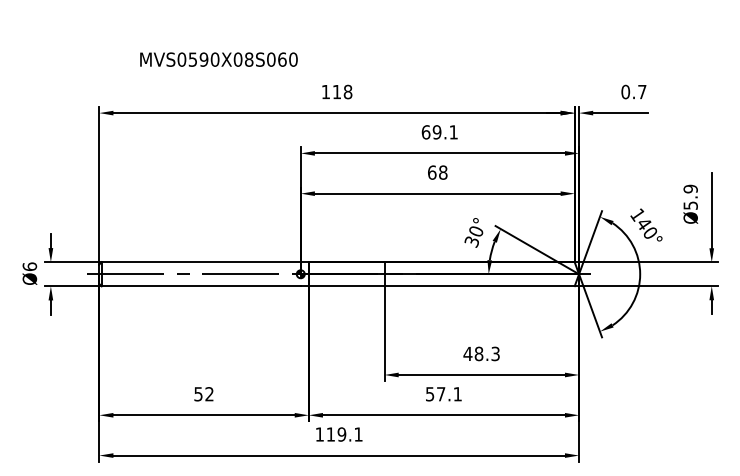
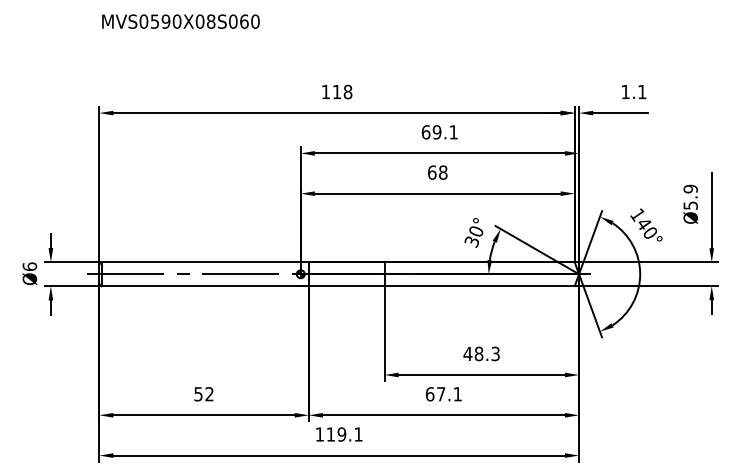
text position: (218, 59) -> (180, 21) (180, 21)
text: 0.7 -> 1.1 (633, 91)
text: 57.1 -> 67.1 (429, 394)
